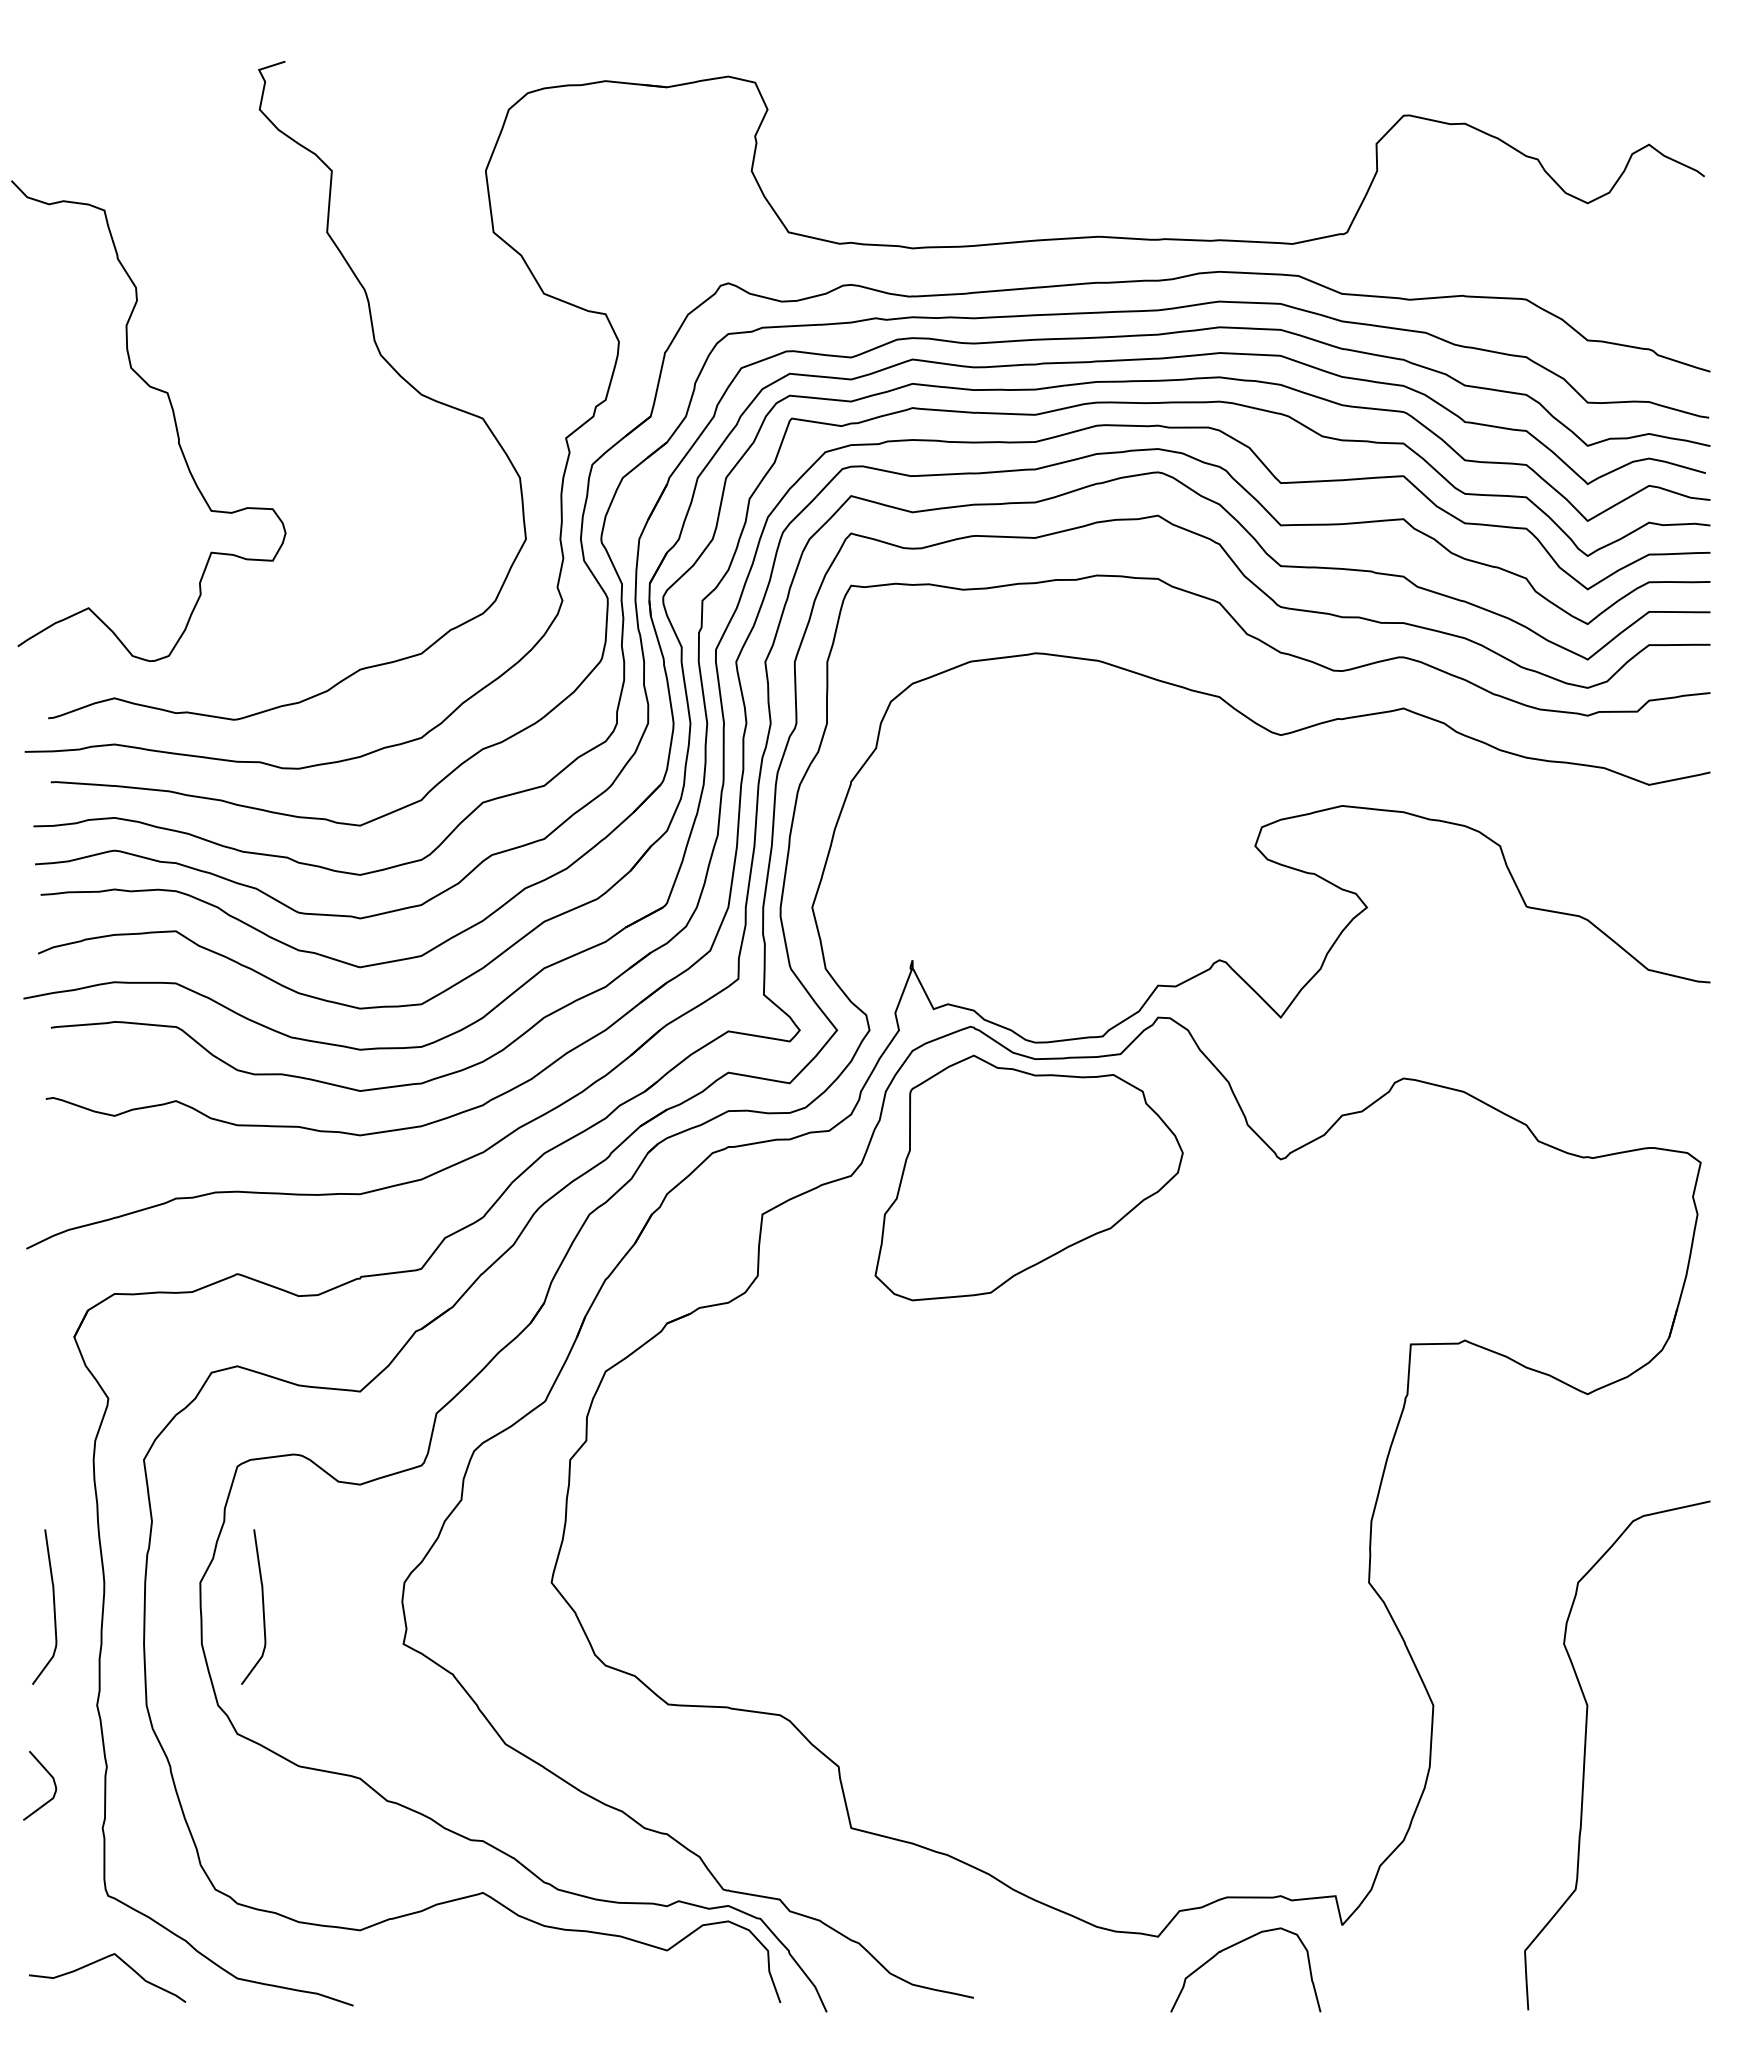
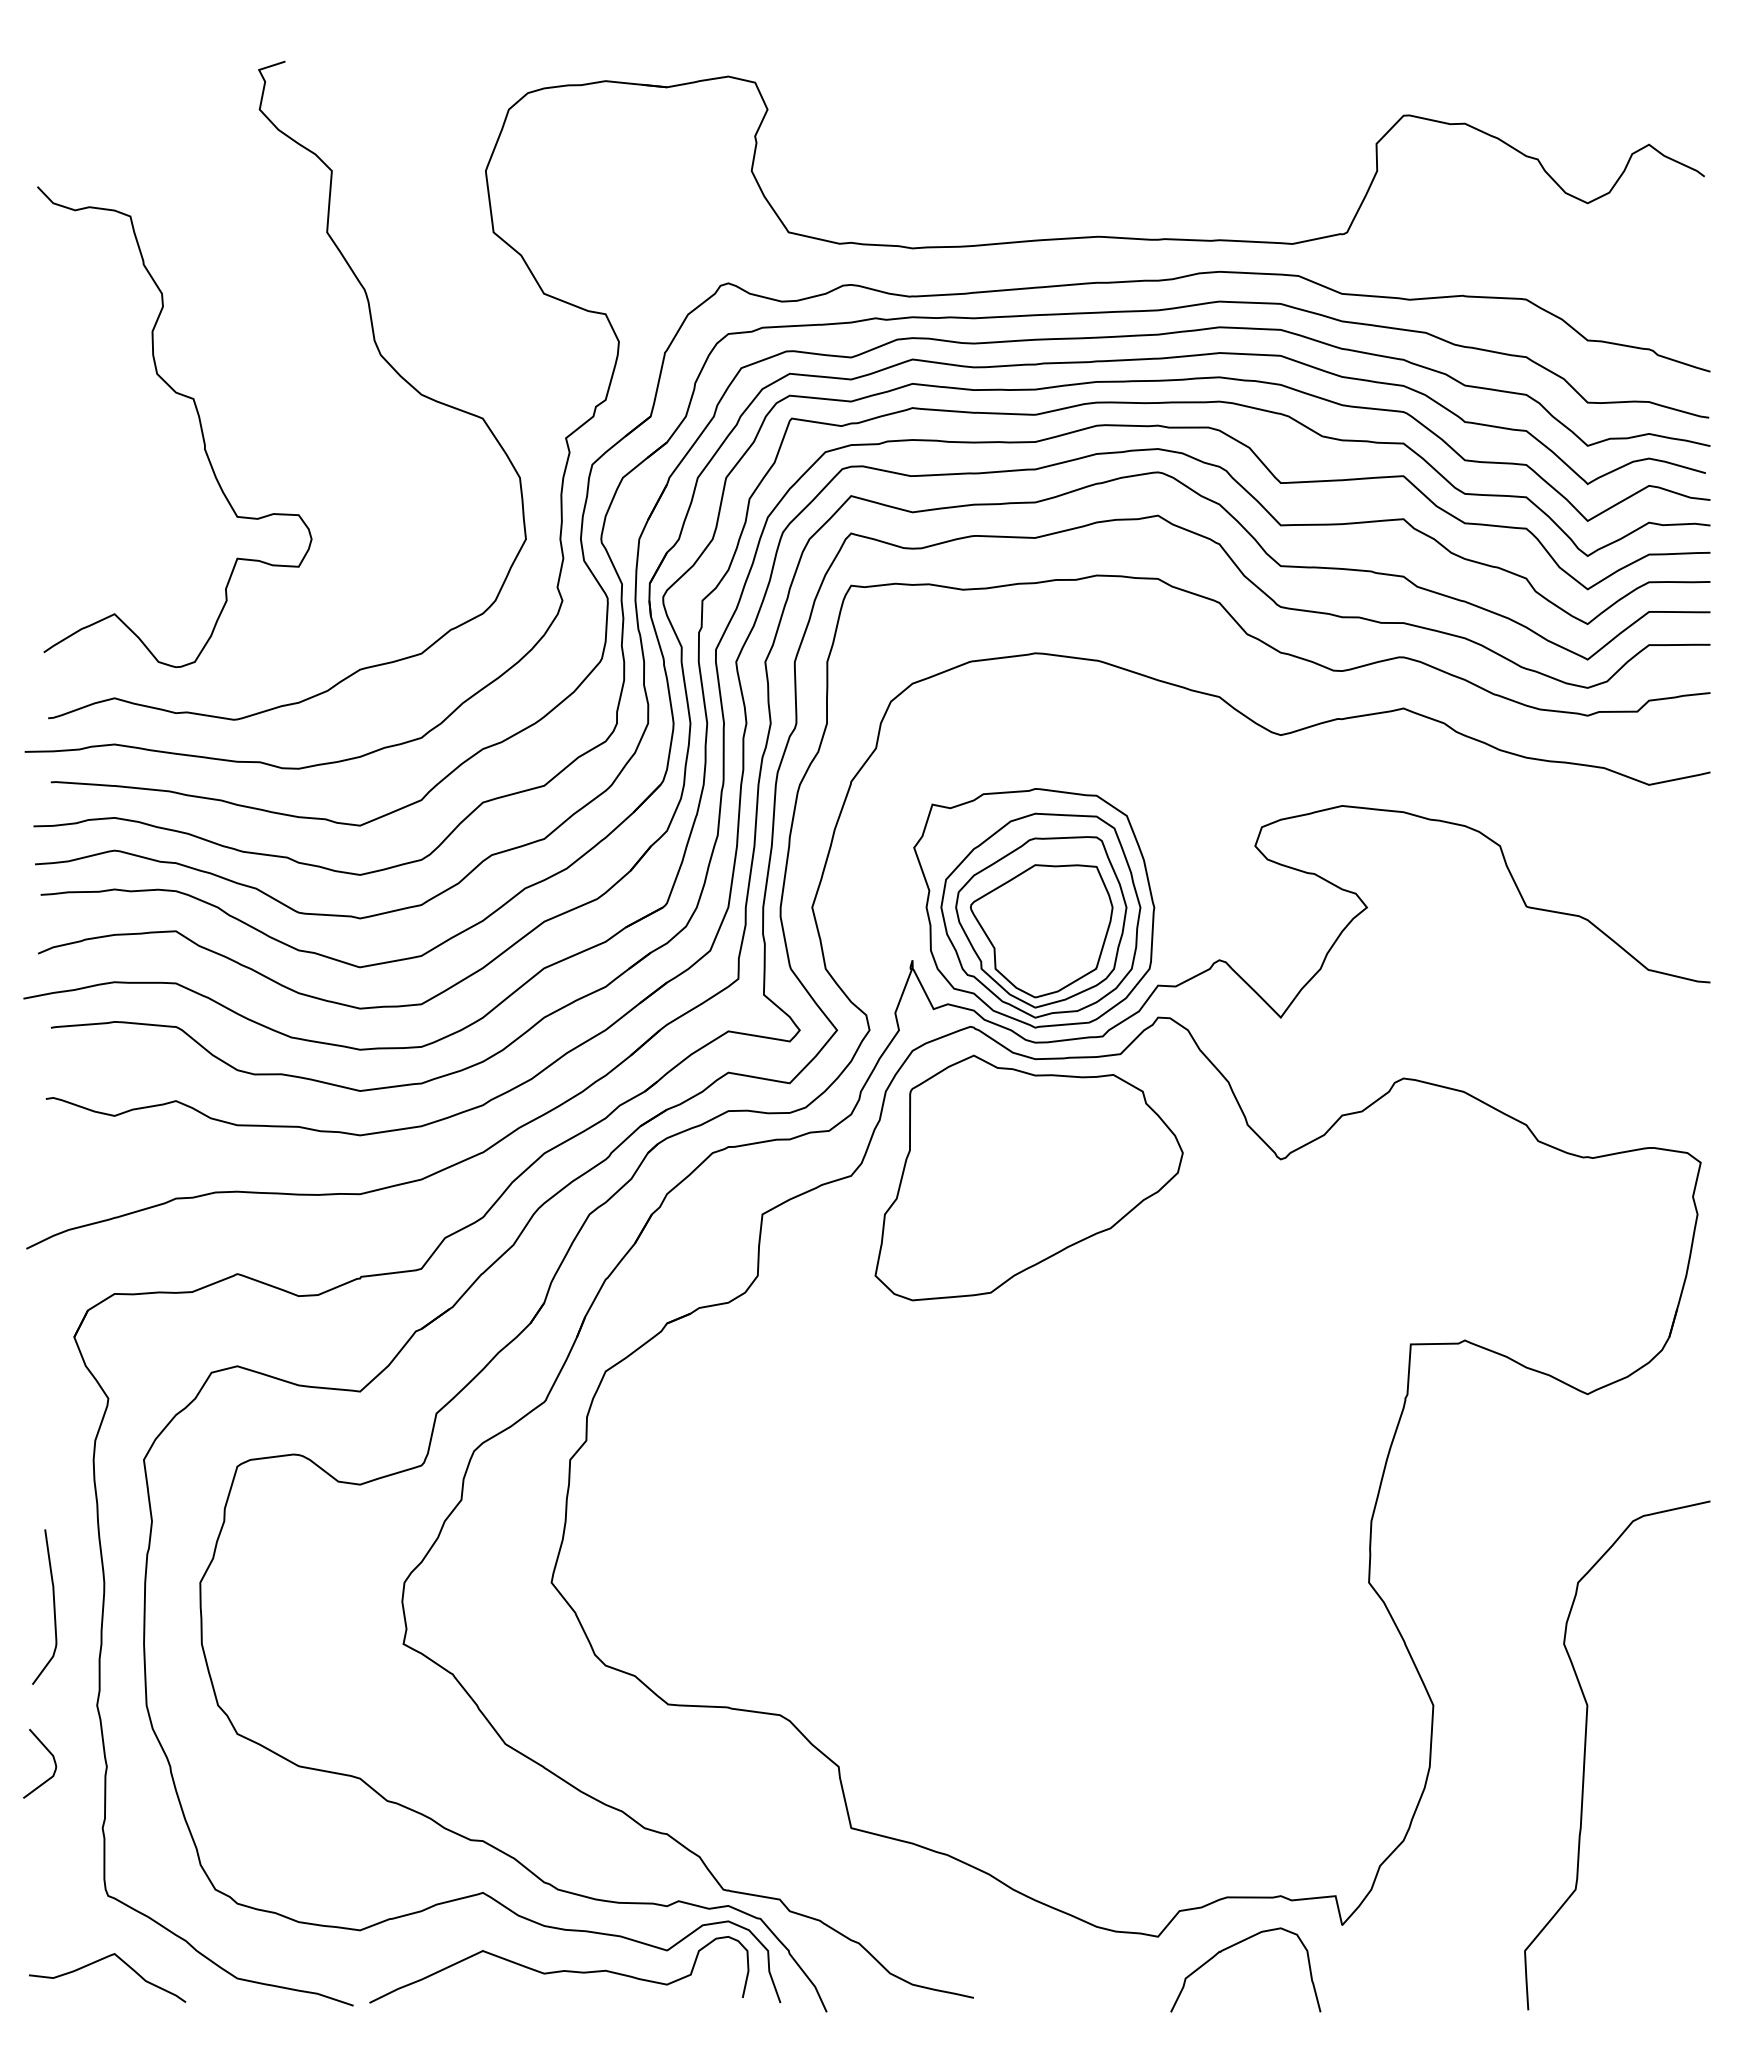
curve position: (173, 418) -> (199, 424) (199, 424)
part: none -> present (1034, 908)
curve: present -> none (262, 1606)
curve position: (53, 1782) -> (53, 1760) (53, 1760)
curve: none -> present (559, 1970)
